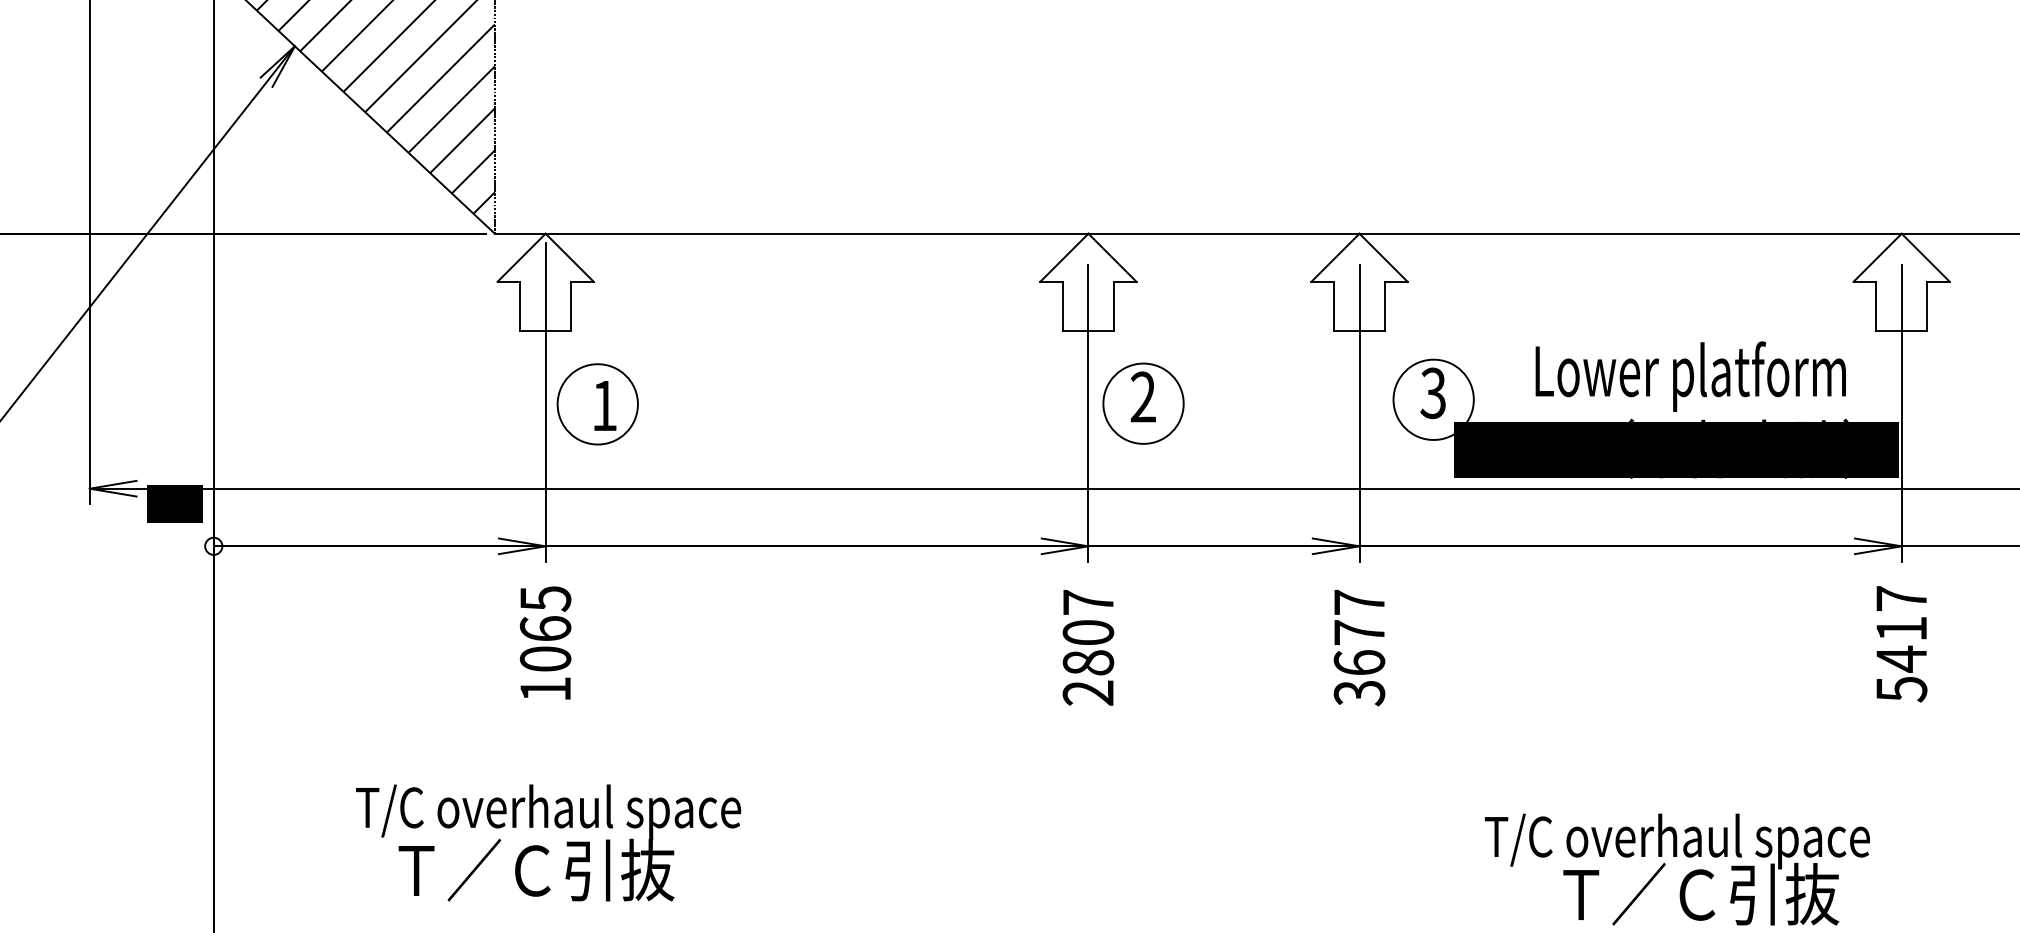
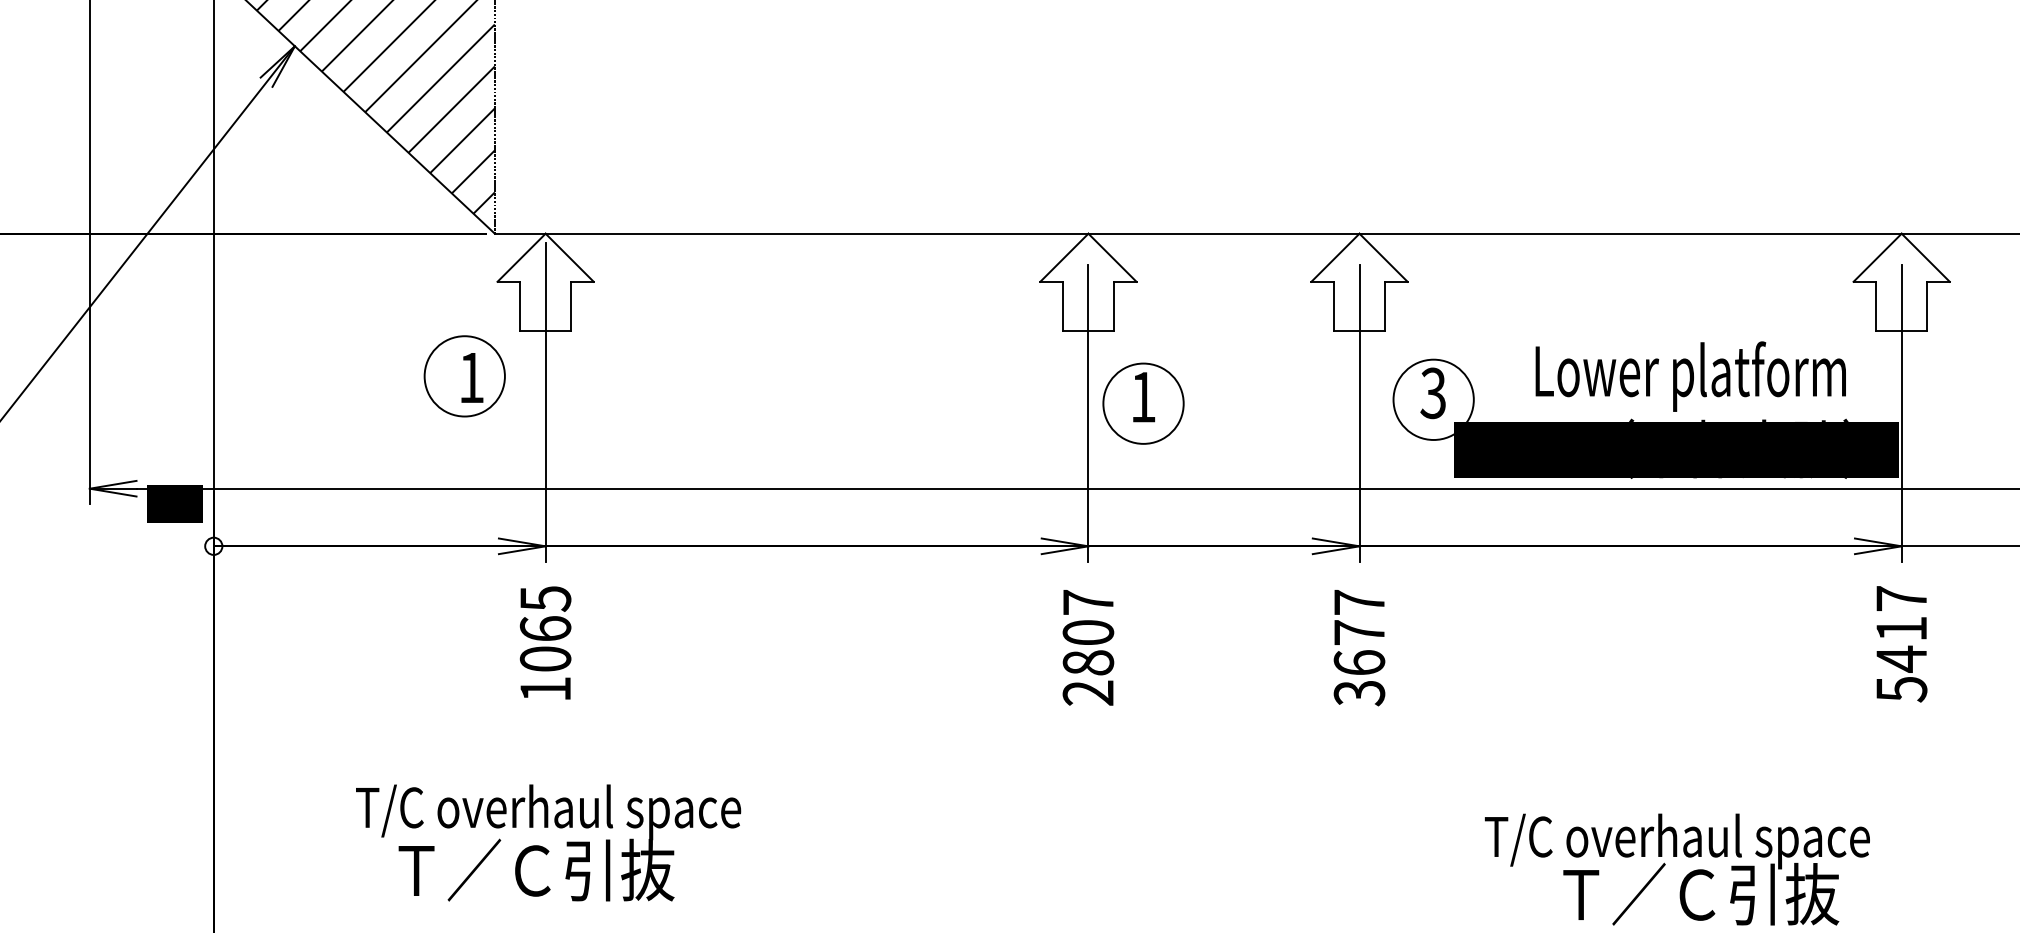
text: 2 -> 1 (1142, 396)
part position: (597, 404) -> (464, 376) (464, 376)
